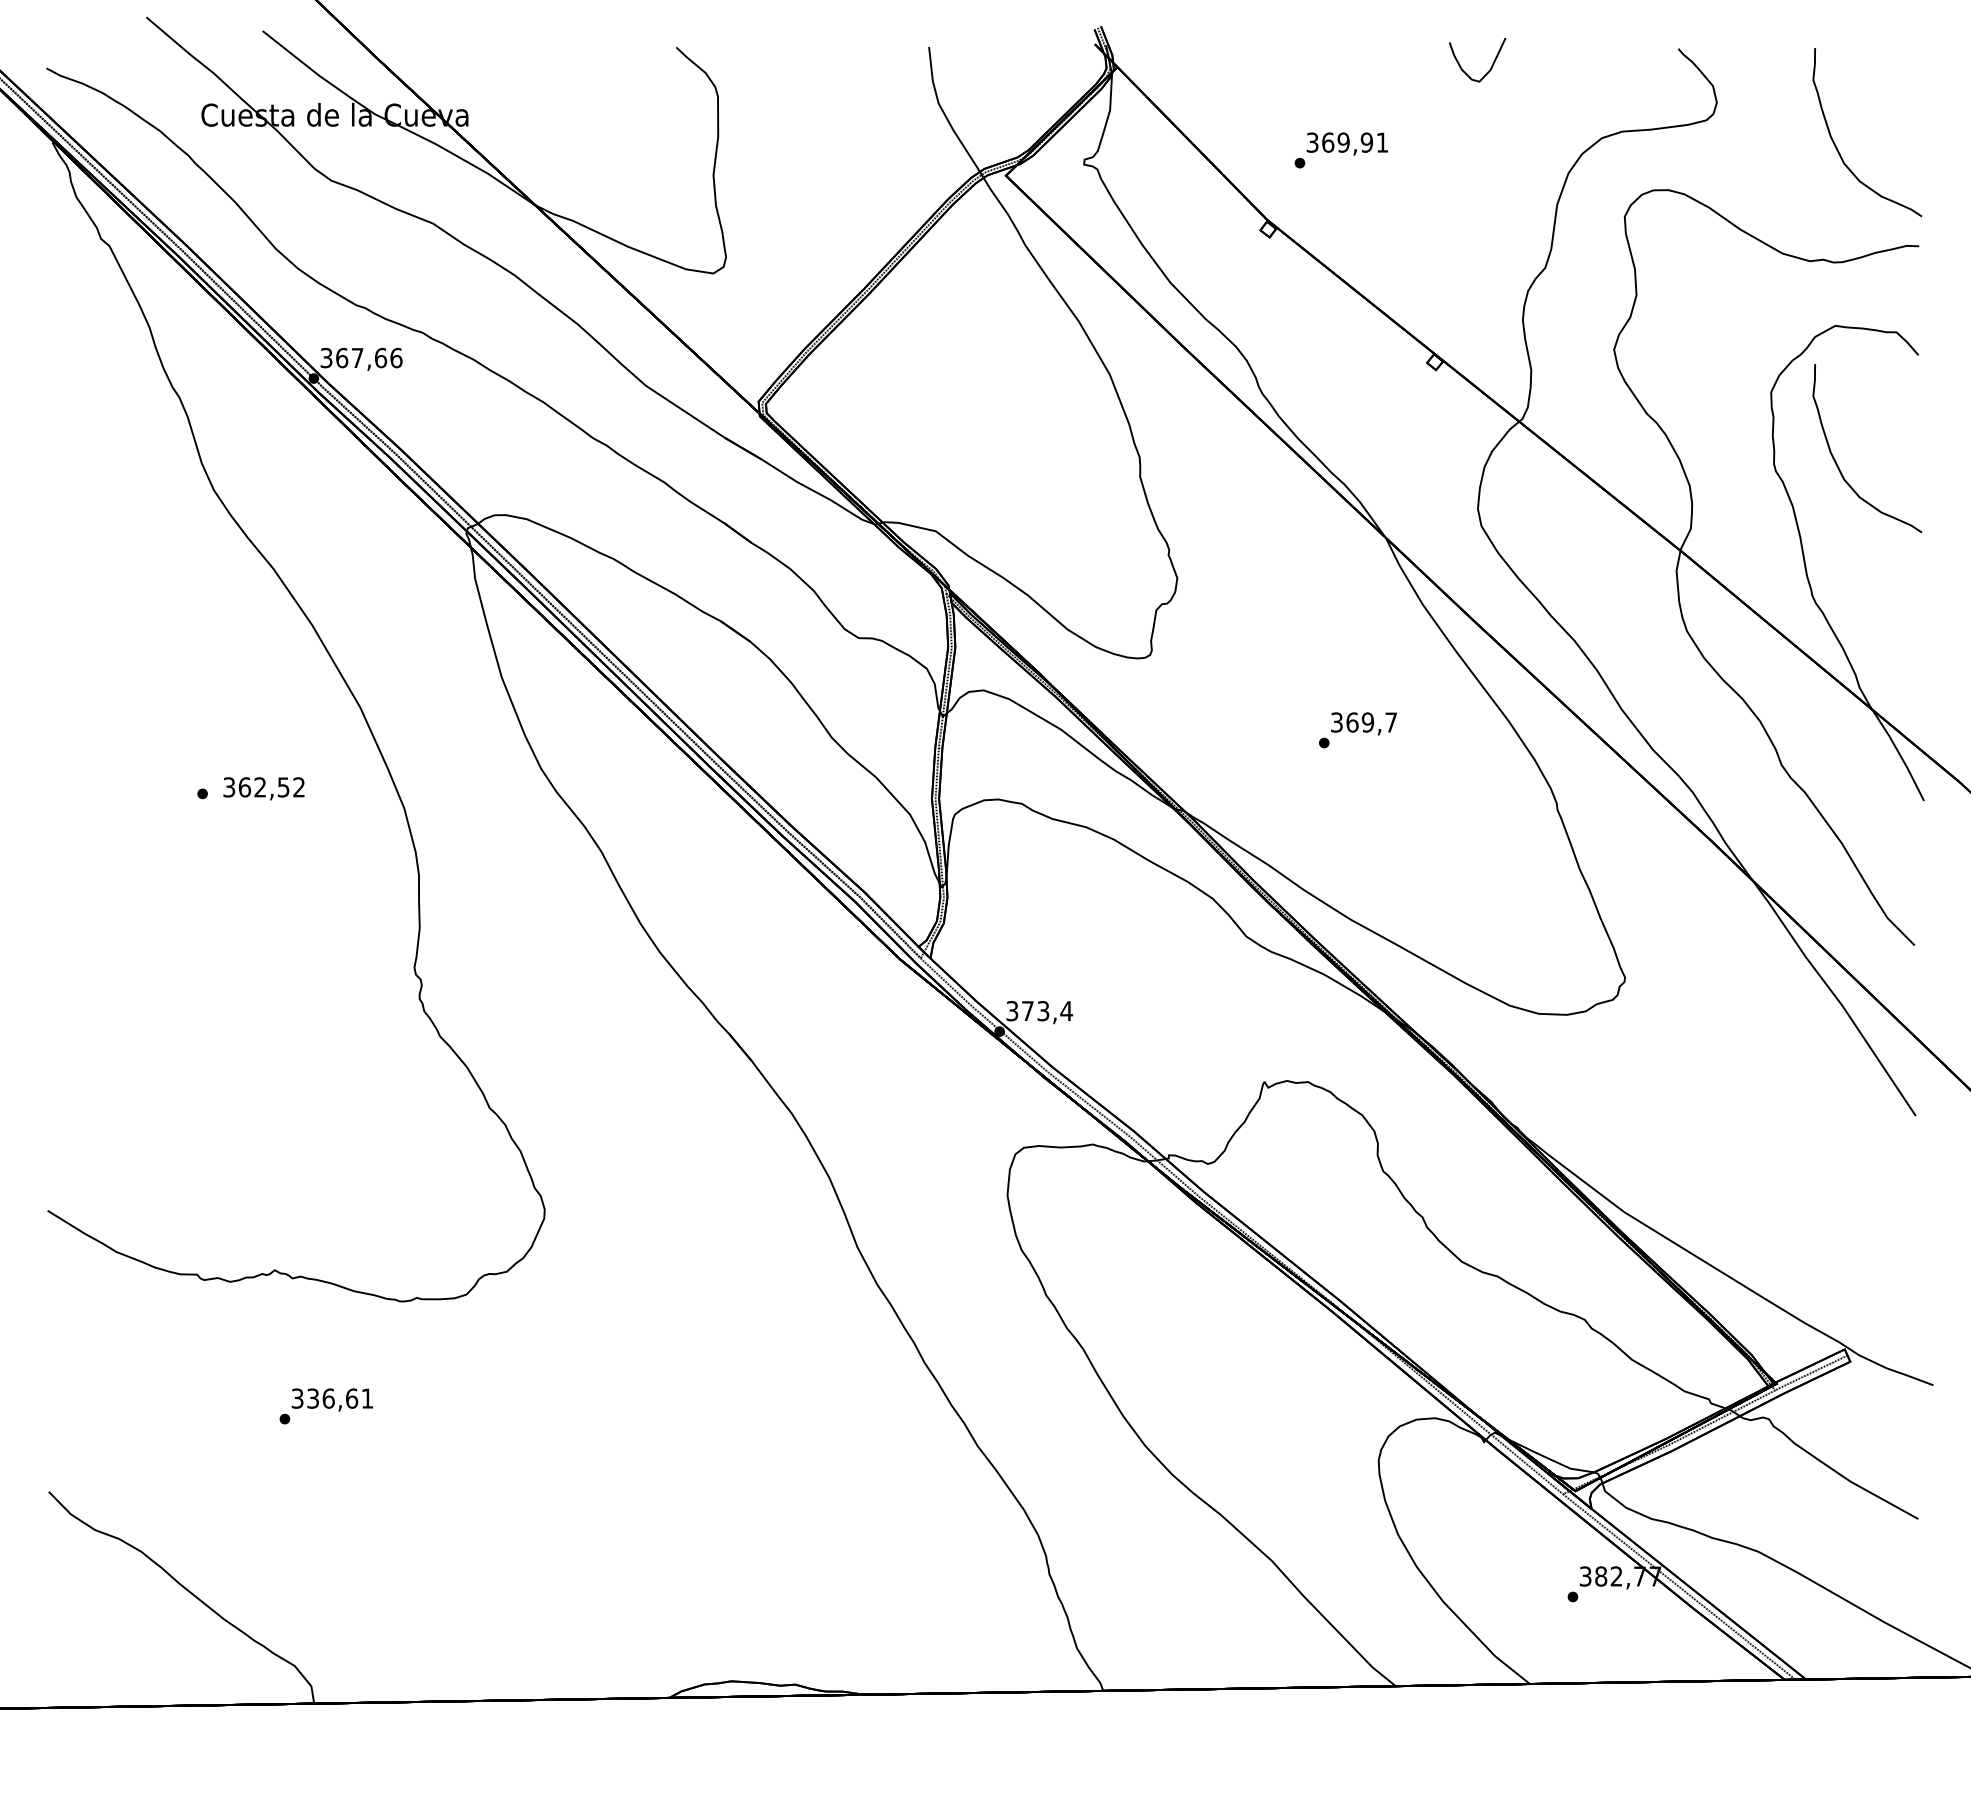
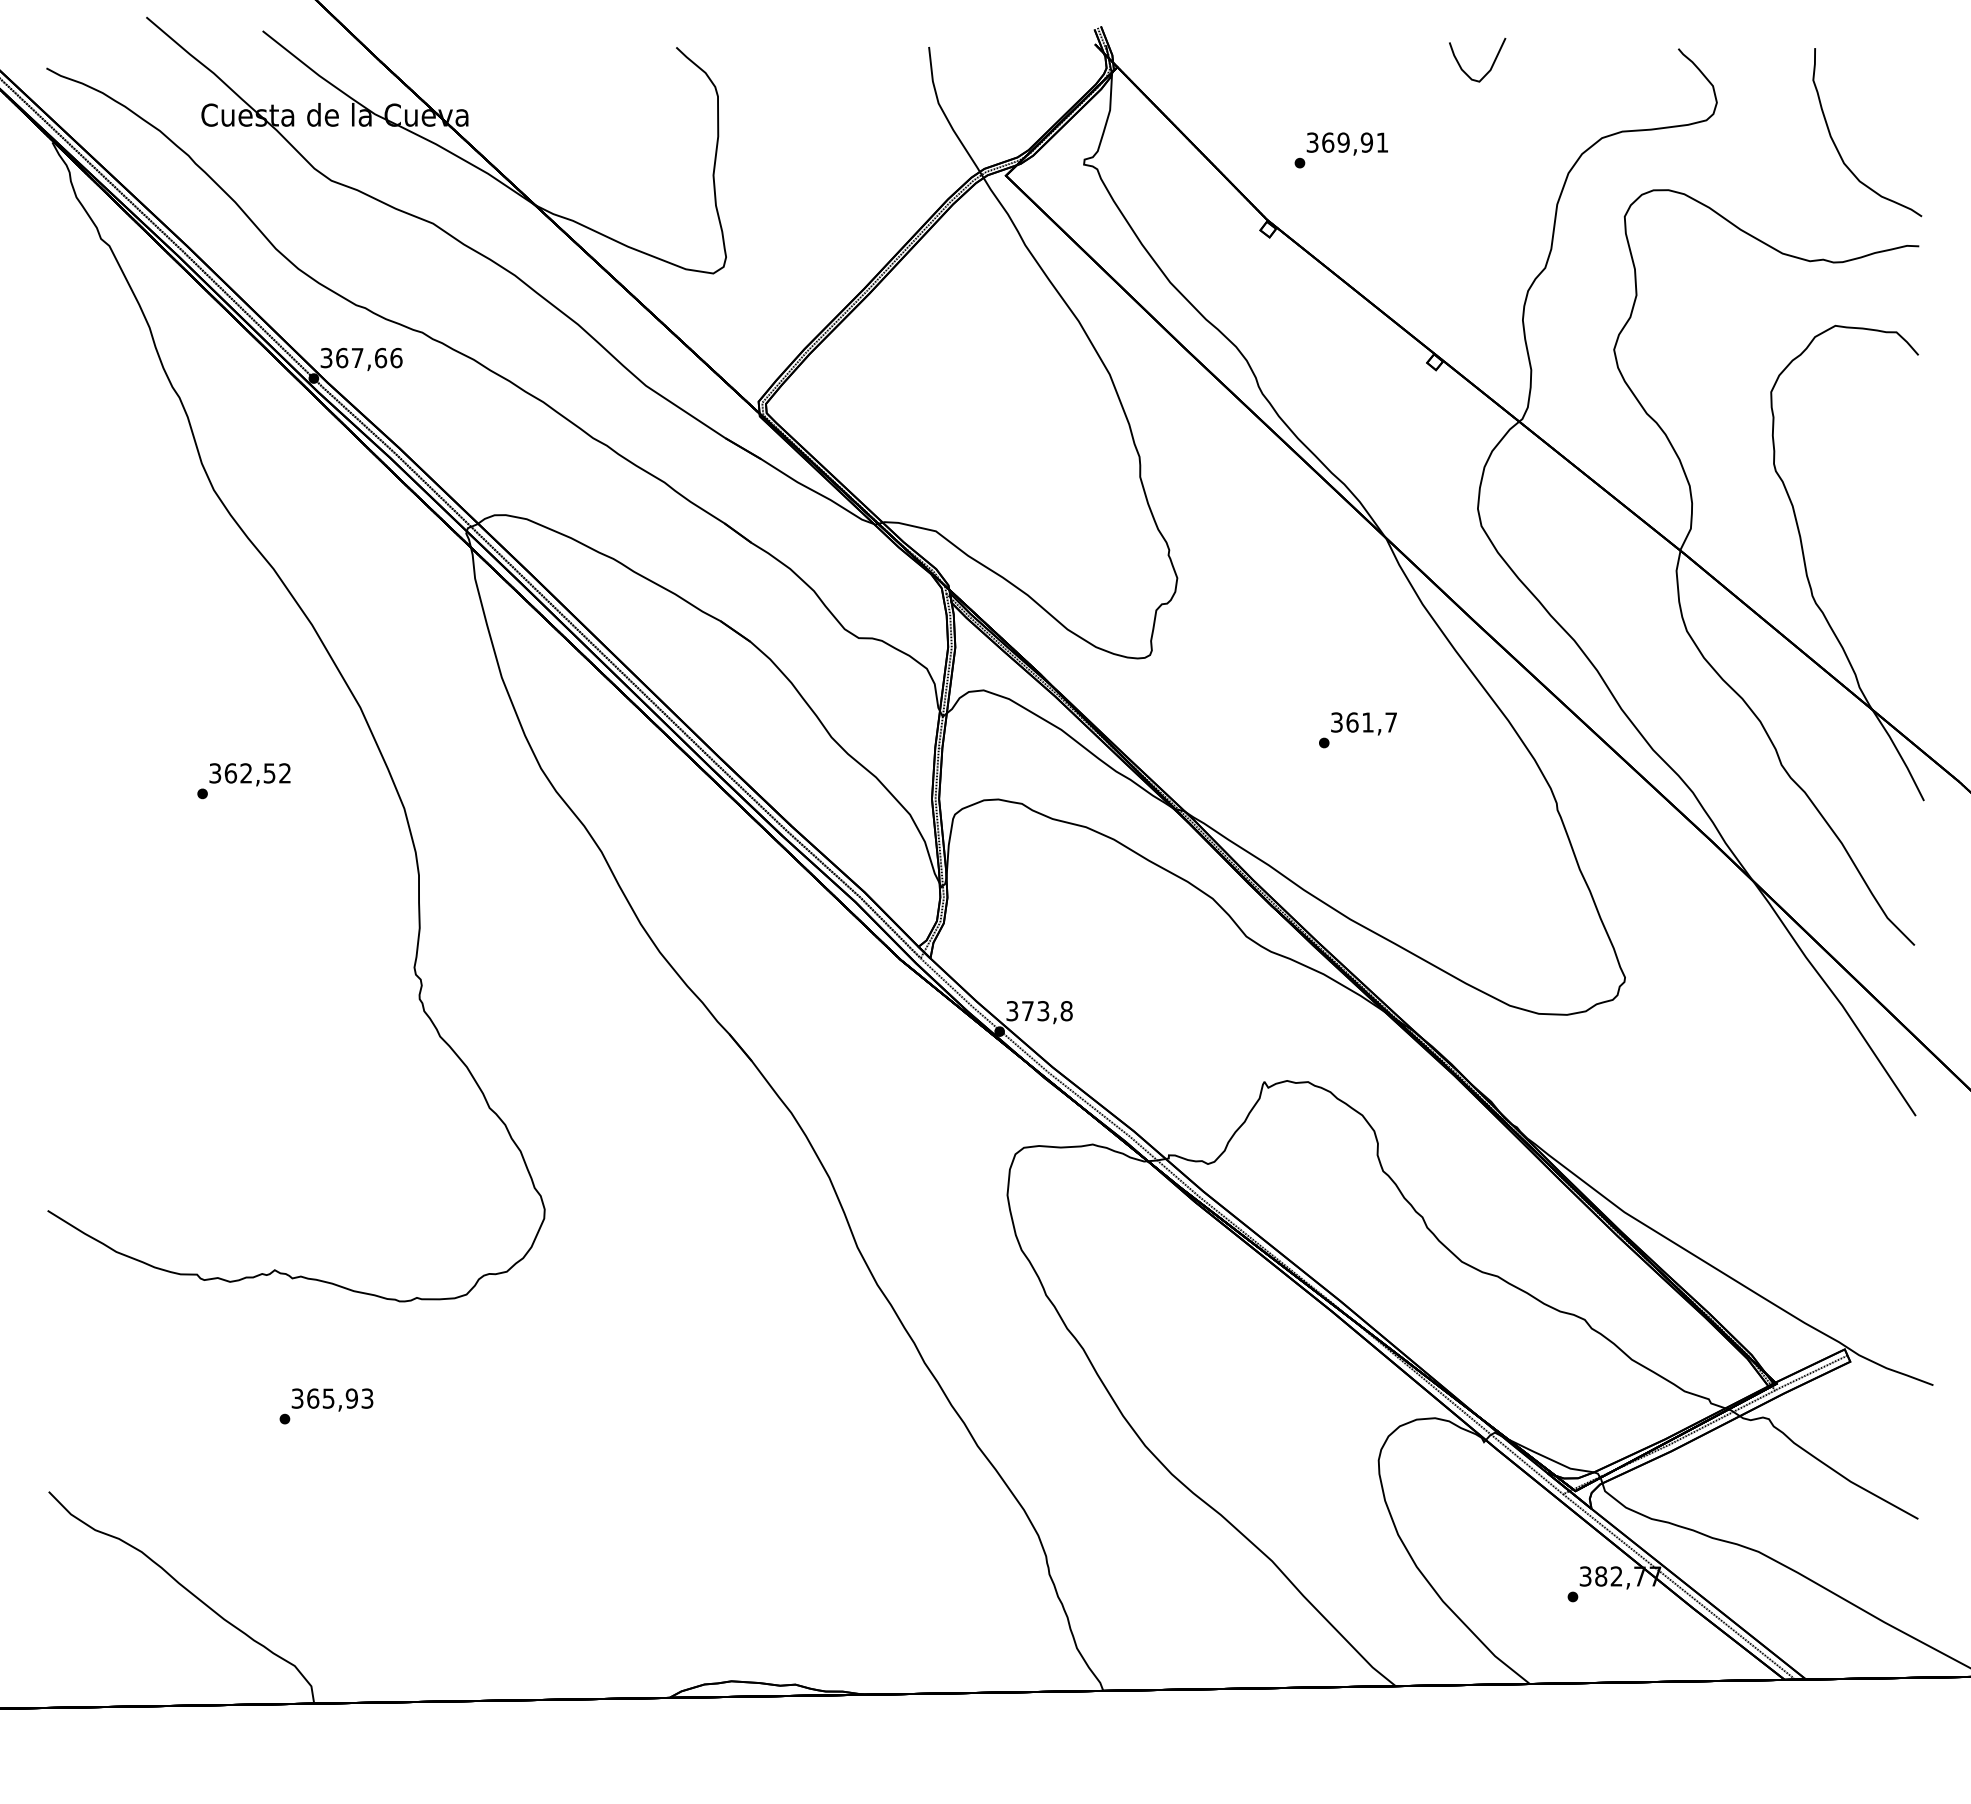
curve: present -> none (1837, 463)
text: 369,7 -> 361,7 (1367, 722)
text position: (263, 788) -> (249, 774) (249, 774)
text: 373,4 -> 373,8 (1066, 1011)
text: 336,61 -> 365,93 (340, 1398)
